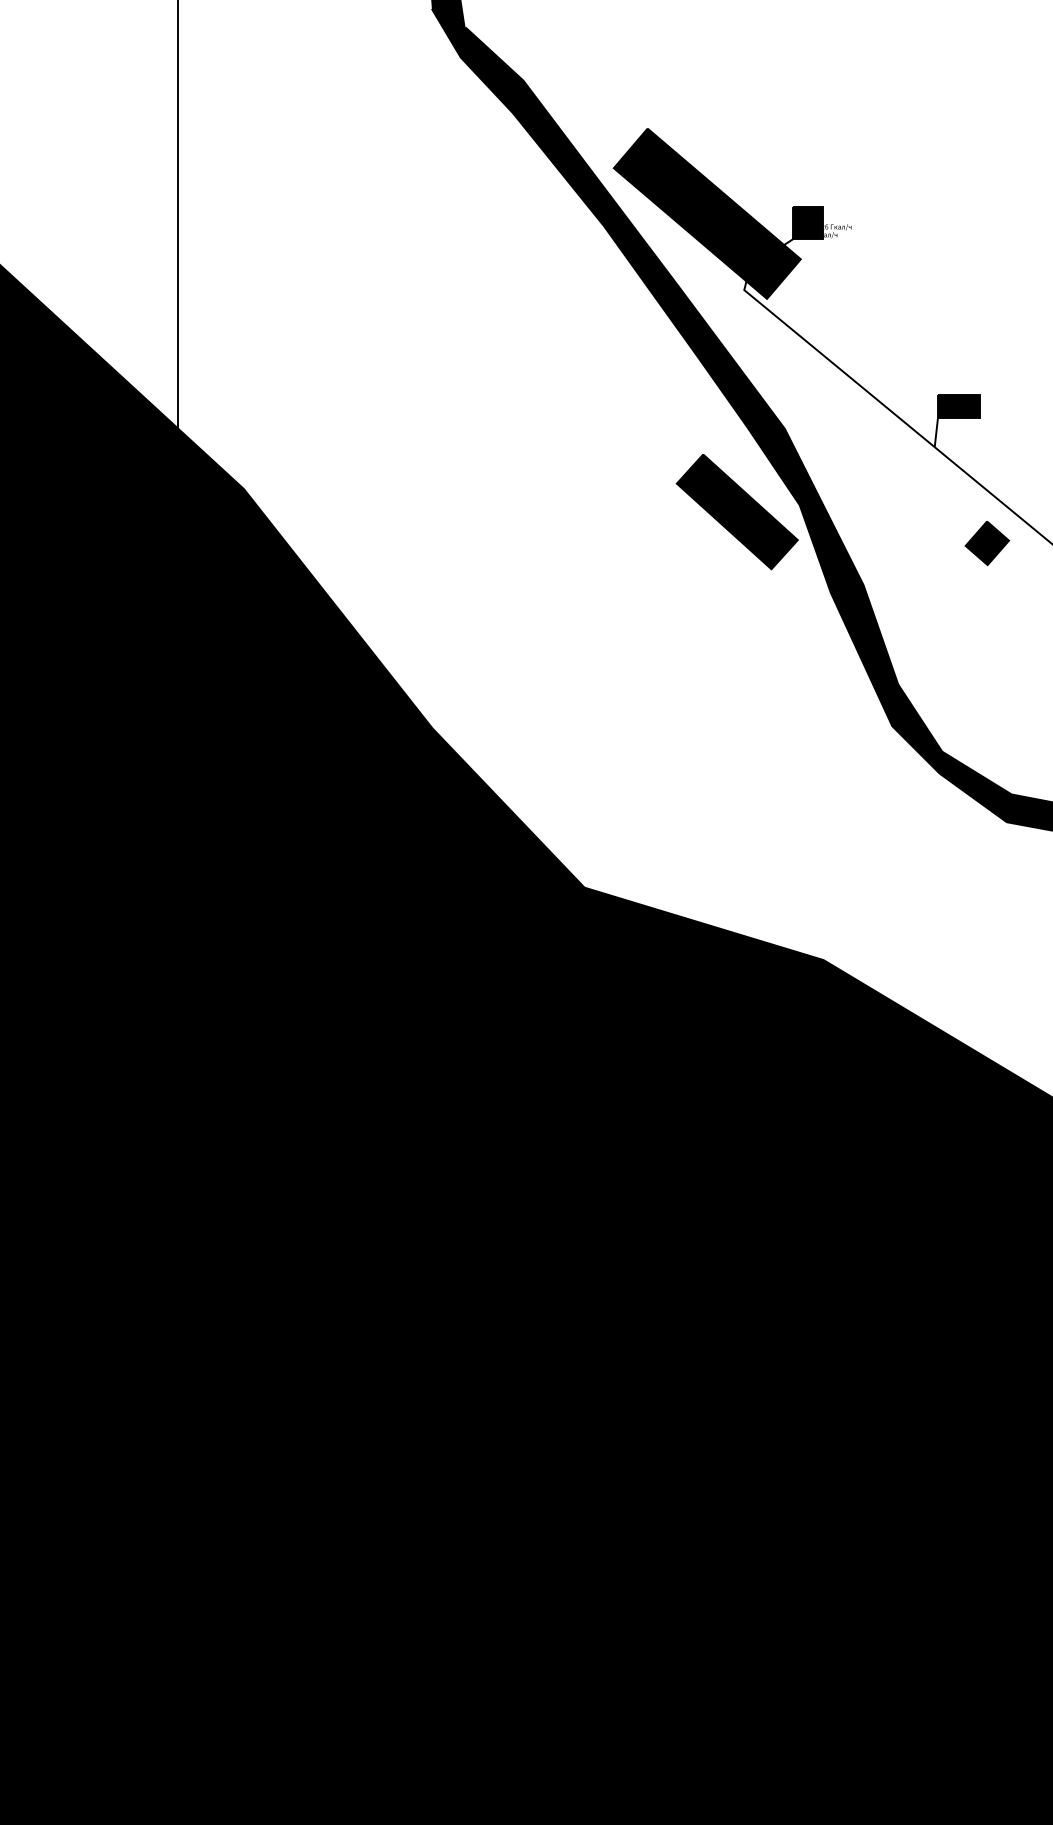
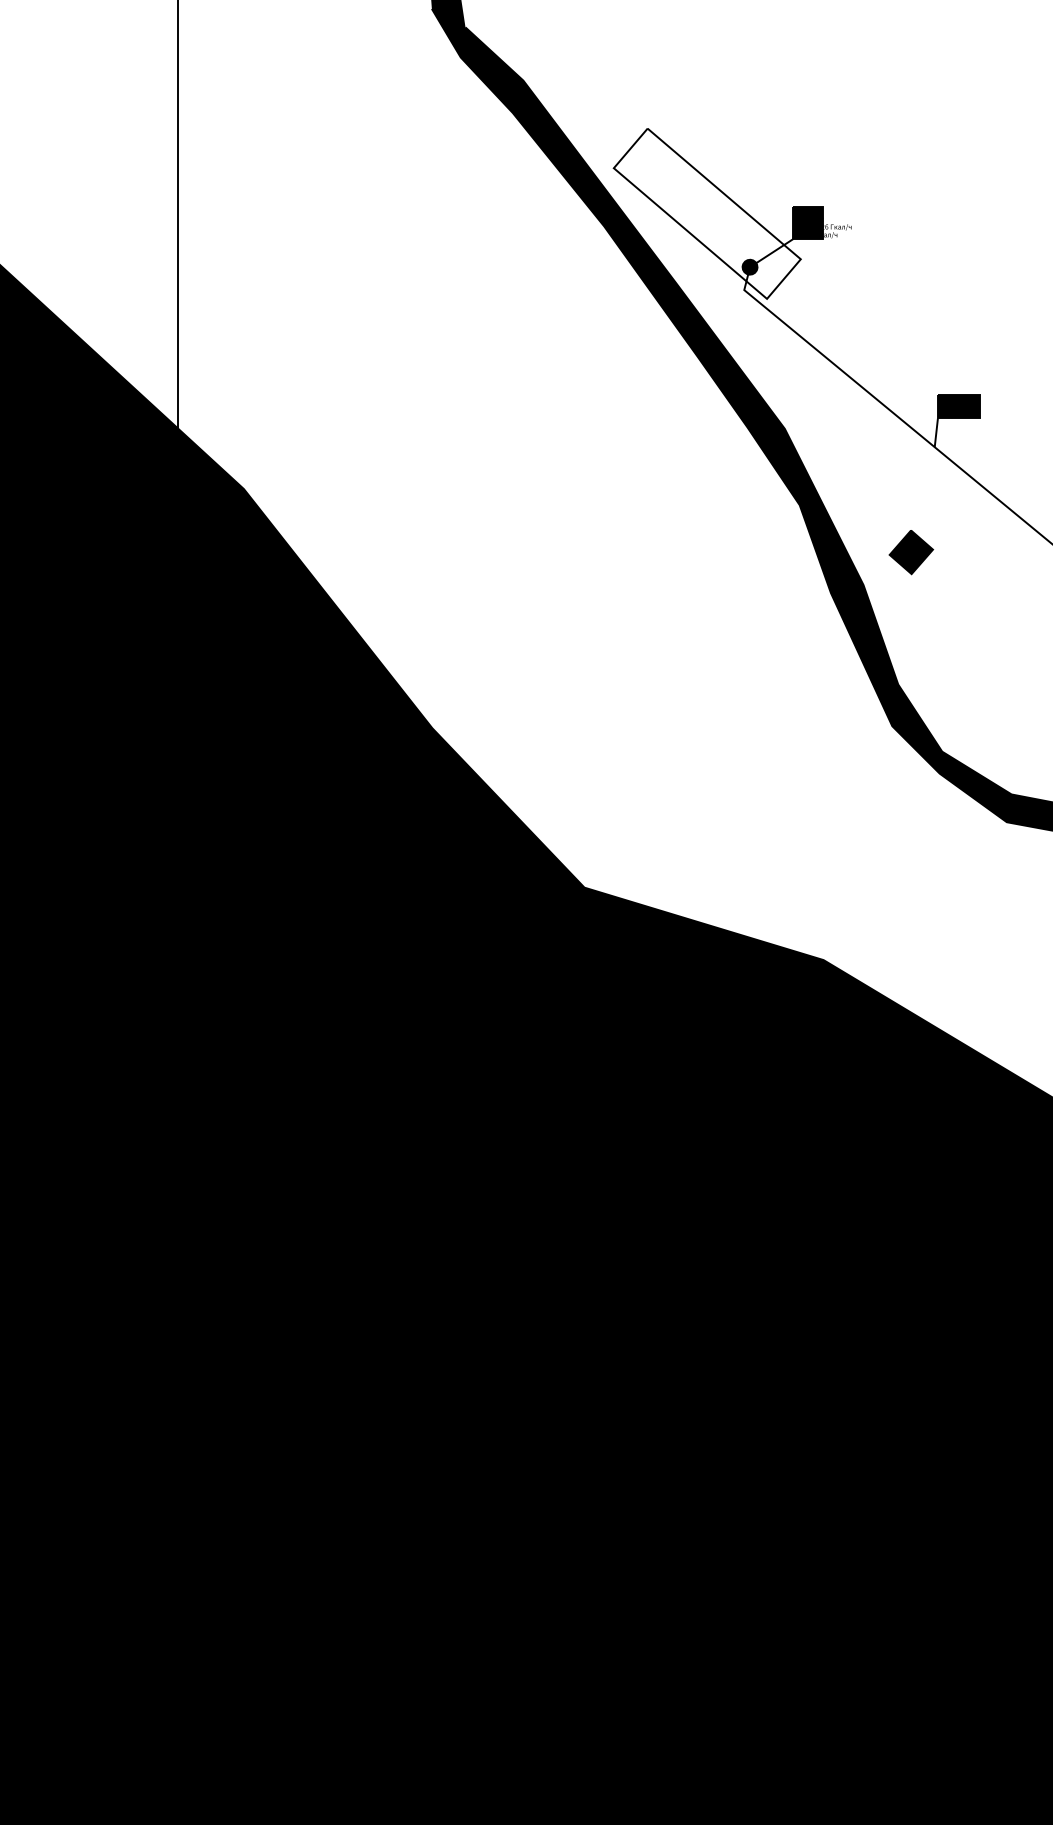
fill: present -> none (706, 213)
part: present -> none (736, 512)
part position: (987, 543) -> (911, 552) (911, 552)
